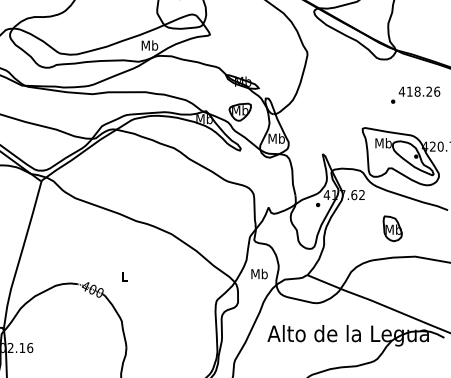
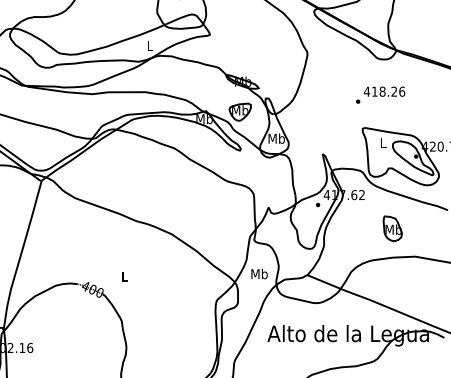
text: Mb -> L (149, 45)
text position: (415, 94) -> (380, 94) (380, 94)
text: Mb -> L (383, 143)
